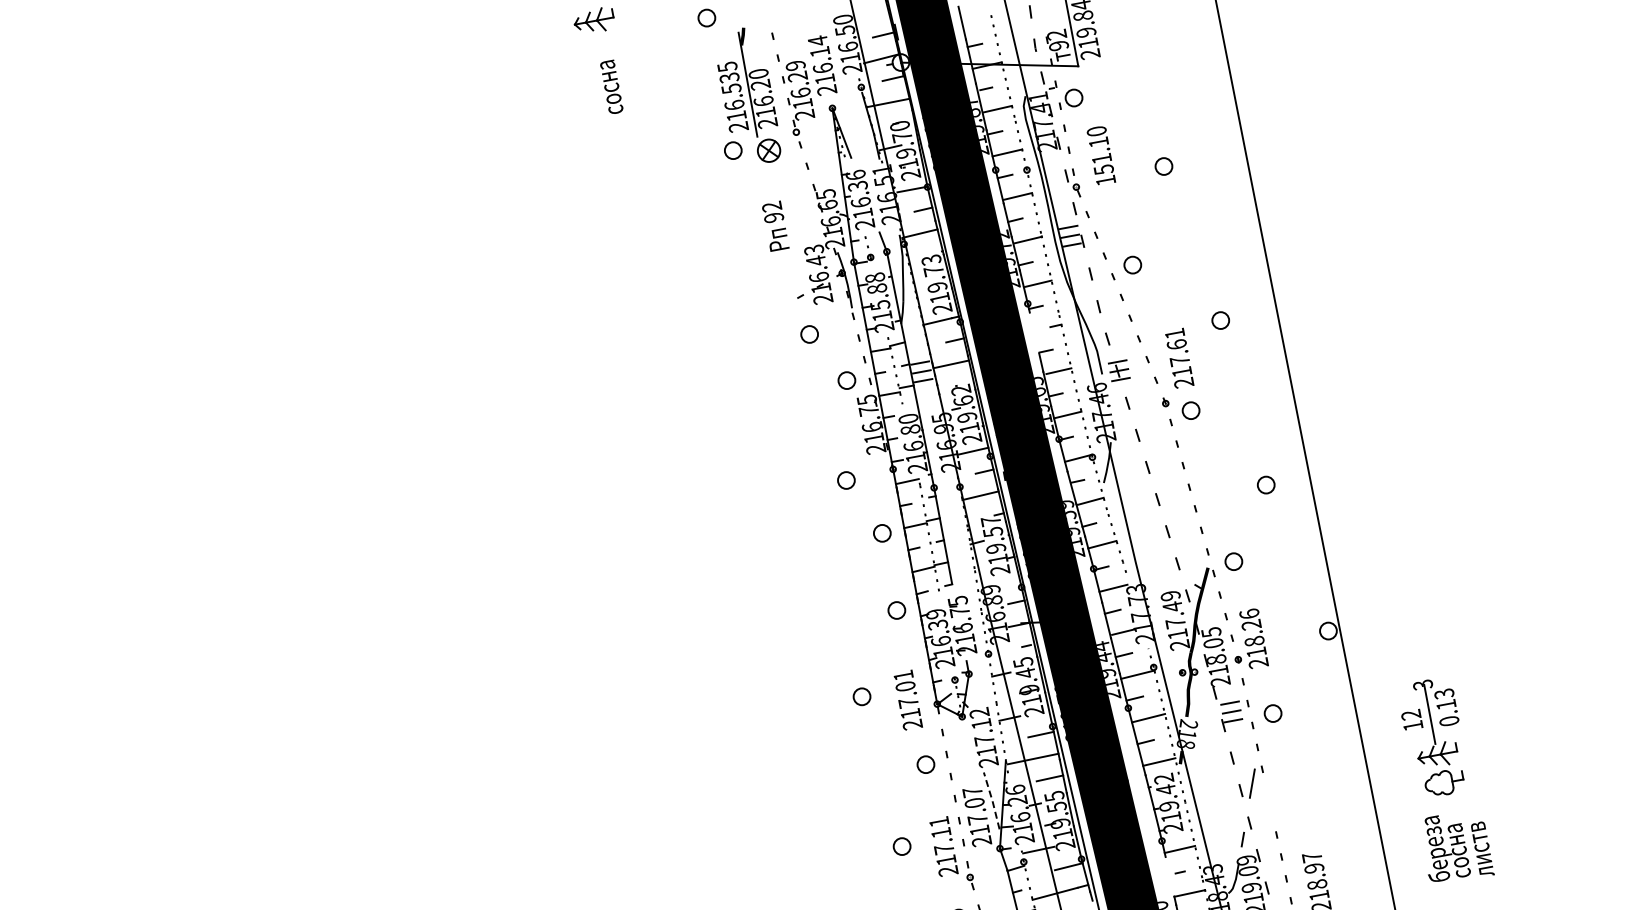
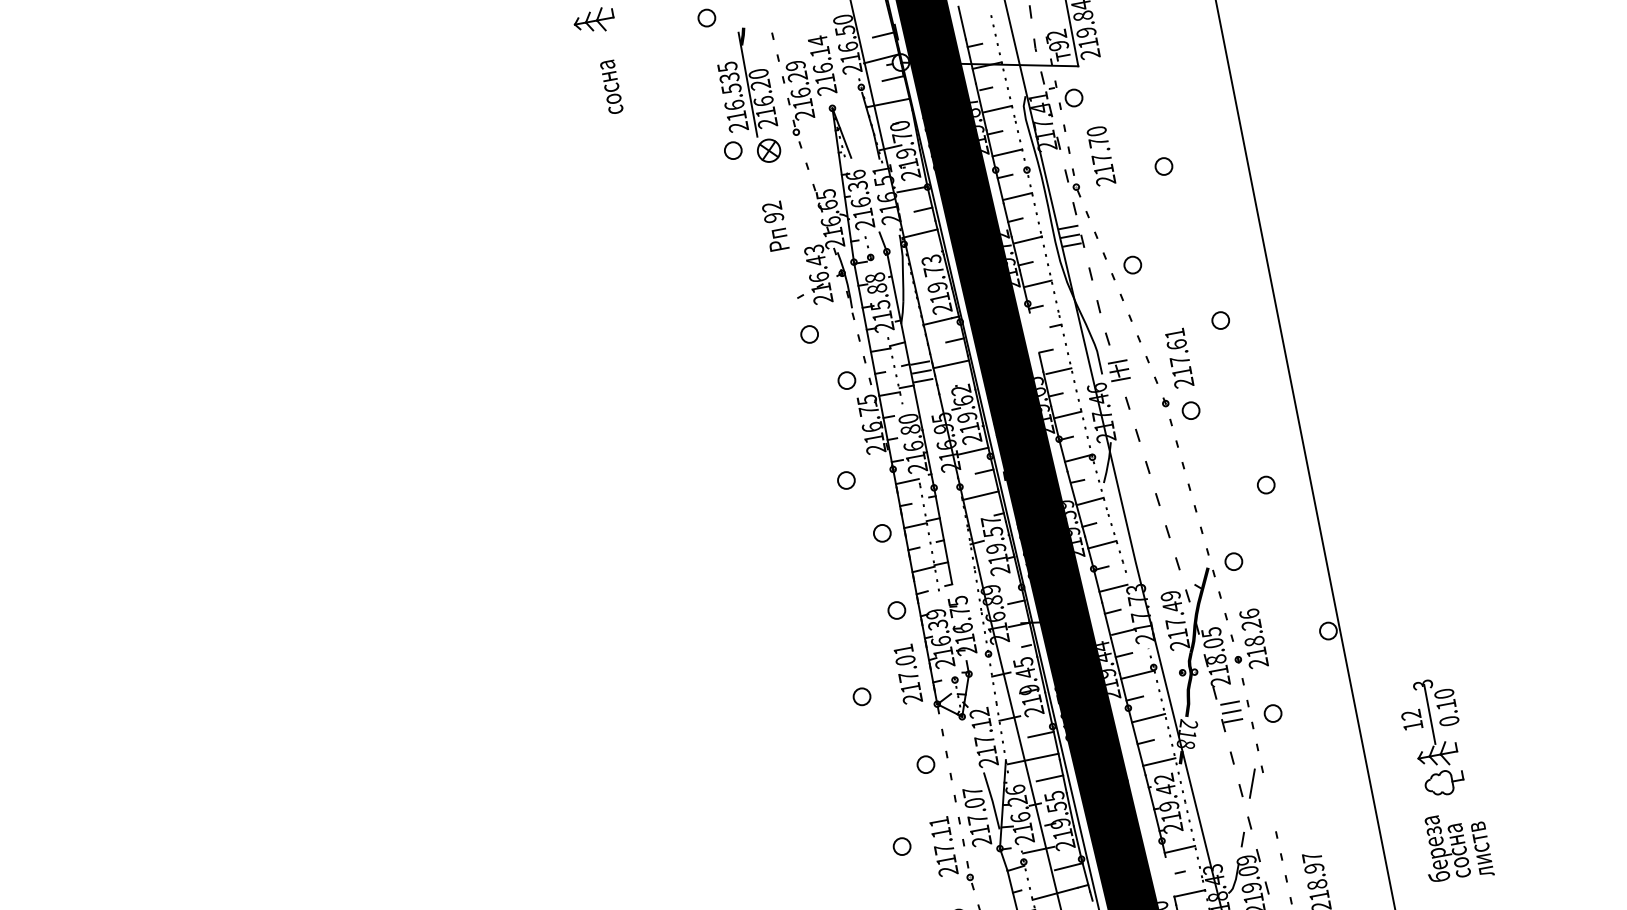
text: 151.10 -> 217.70 (1102, 161)
text: 0.13 -> 0.10 (1444, 693)
text position: (907, 699) -> (907, 673) (907, 673)
line: dashed -> solid (992, 800)
